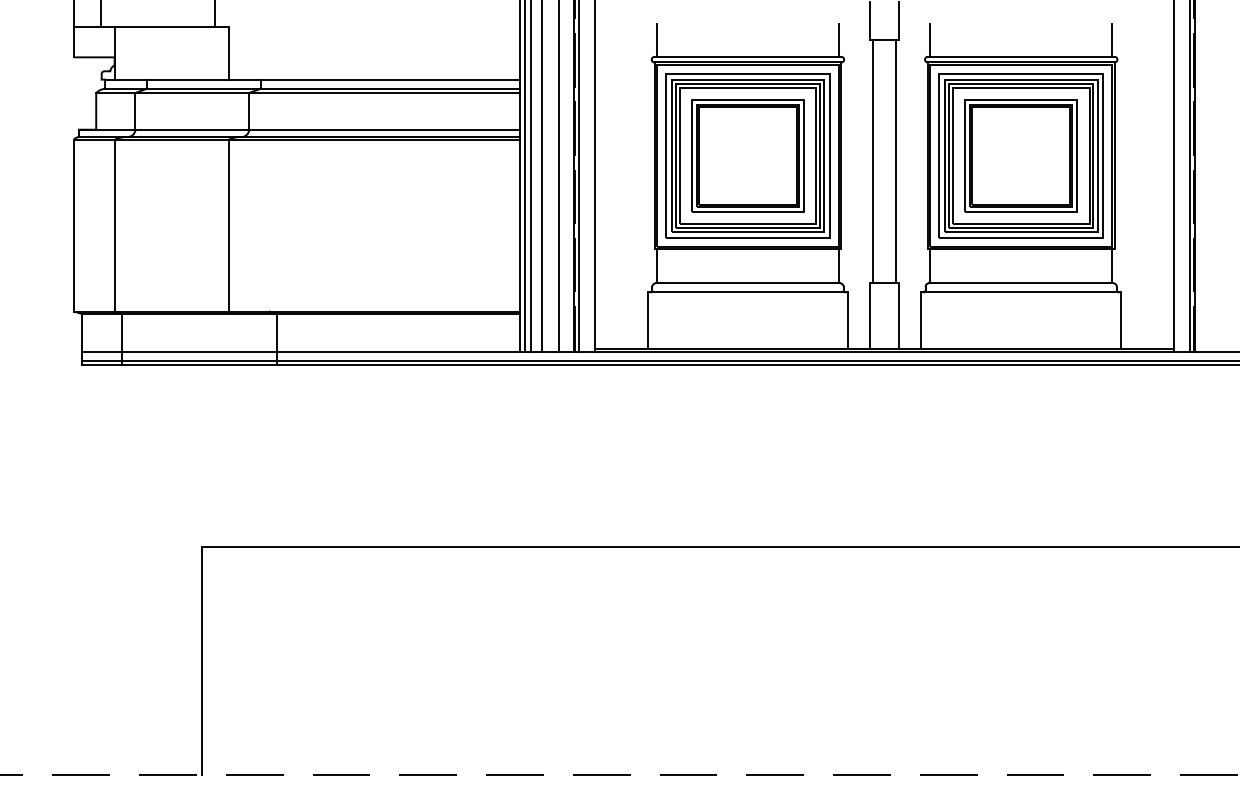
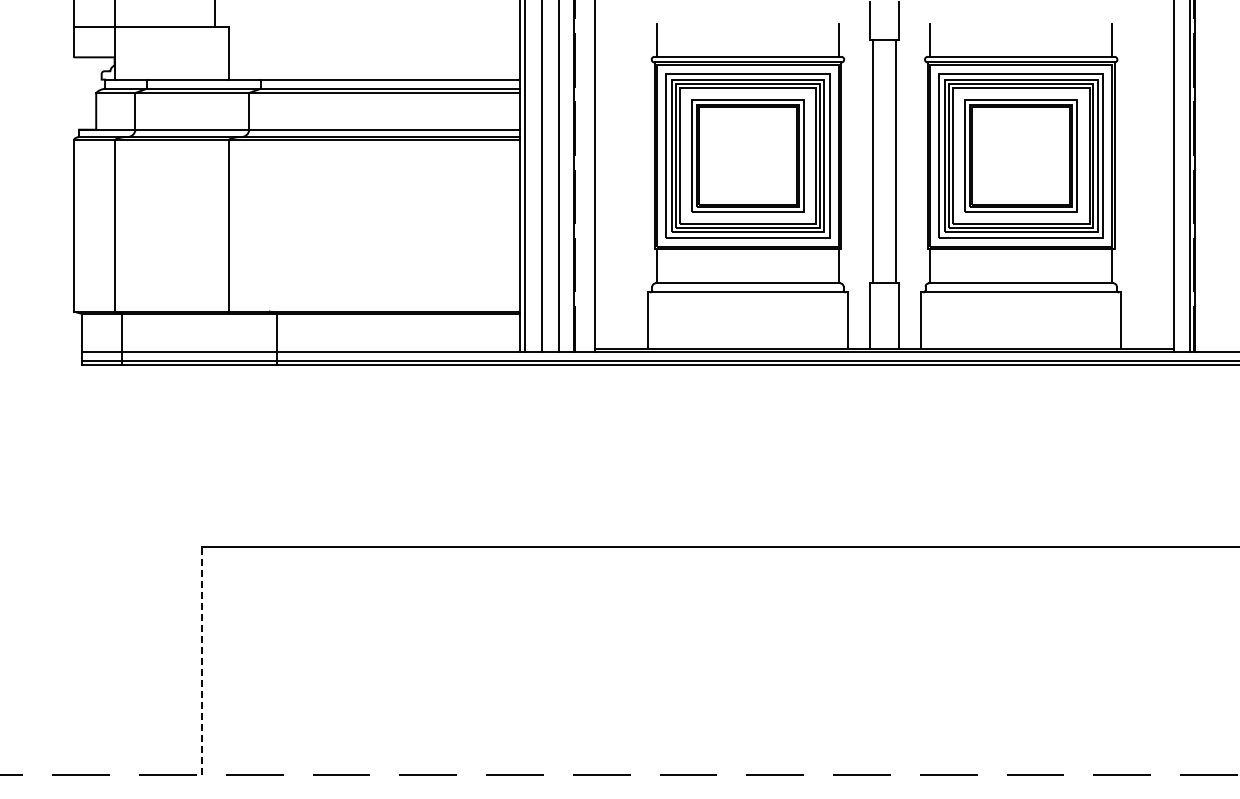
line position: (101, 14) -> (115, 14) (115, 14)
line: present -> none (530, 176)
line: present -> none (579, 176)
line: solid -> dashed (201, 661)
